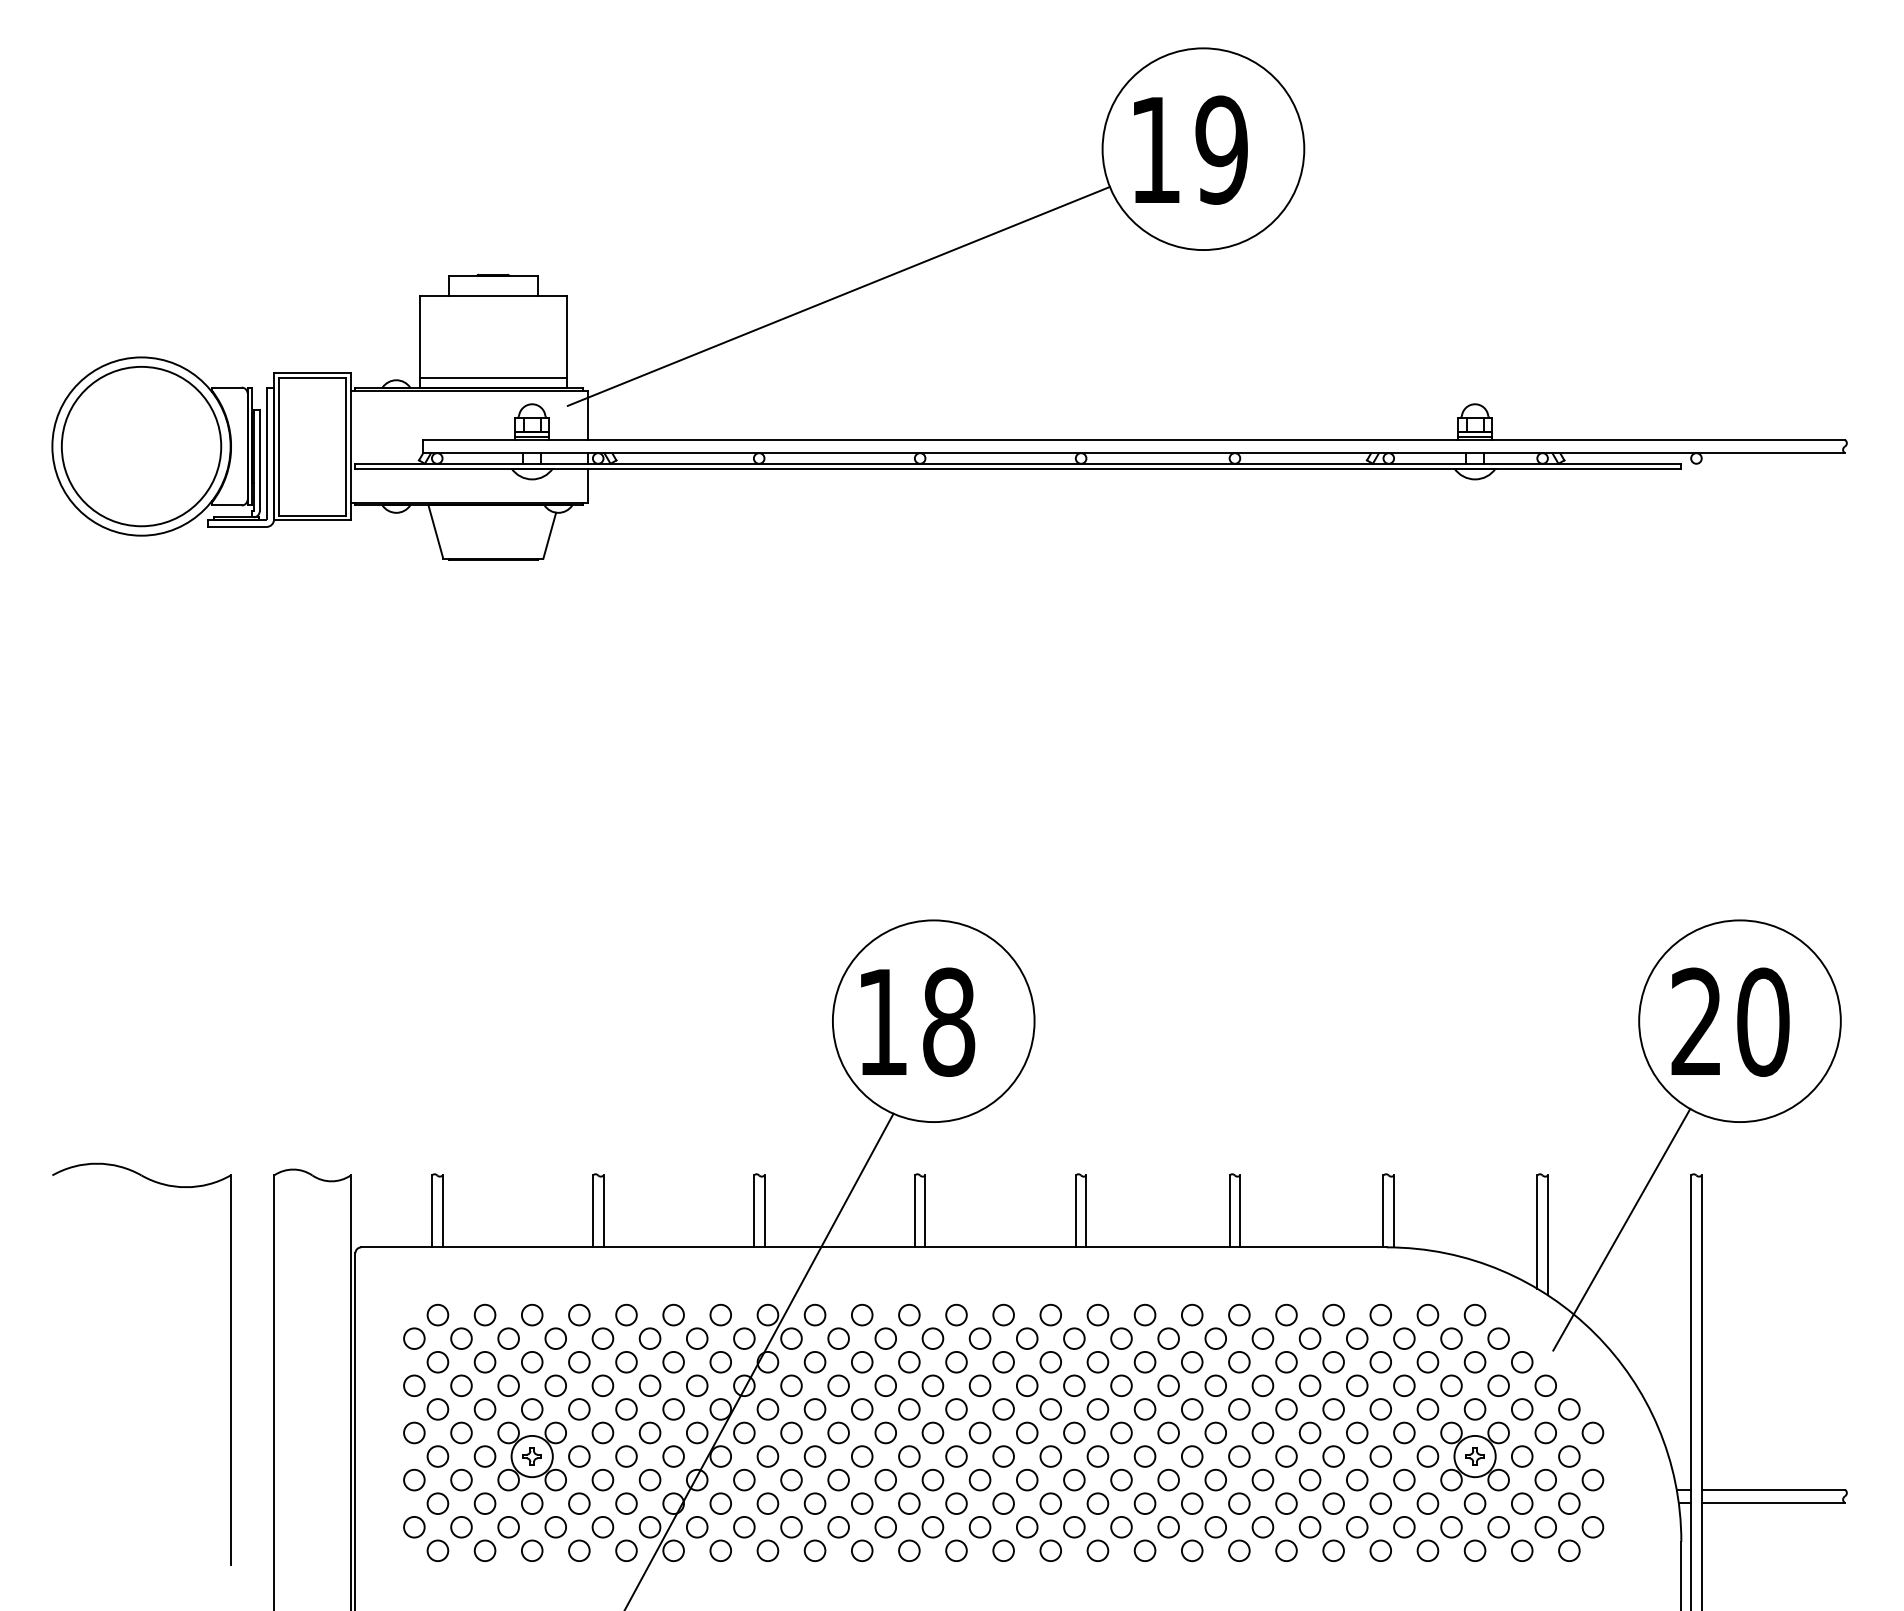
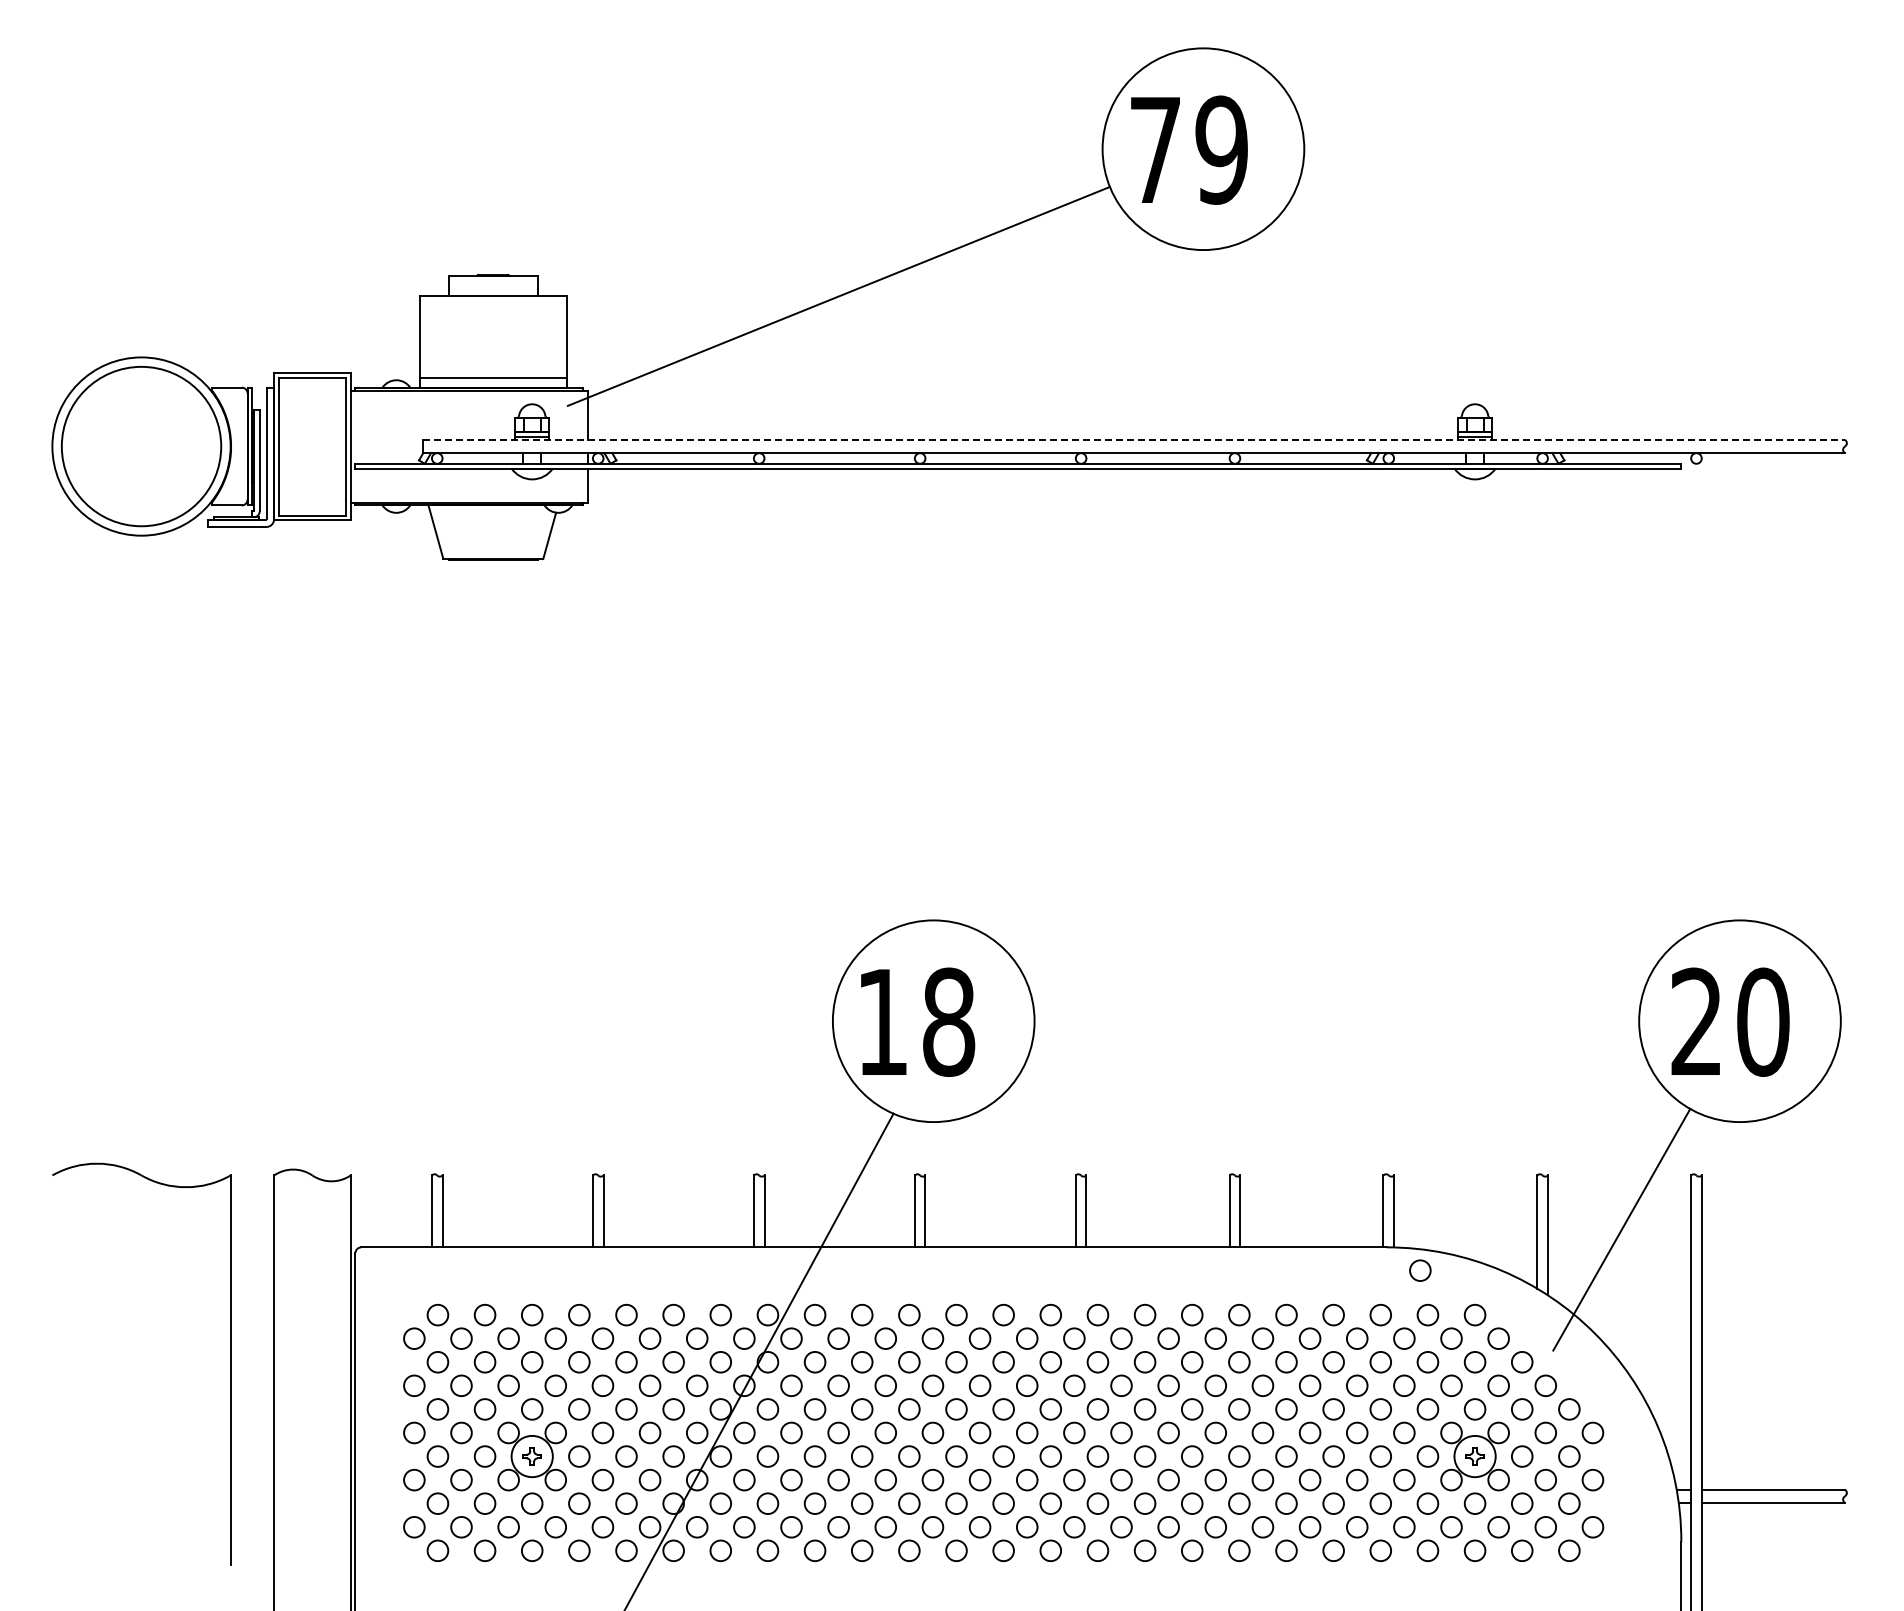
text: 19 -> 79 (1155, 149)
line: solid -> dashed (1134, 439)
circle: none -> present (1420, 1270)
